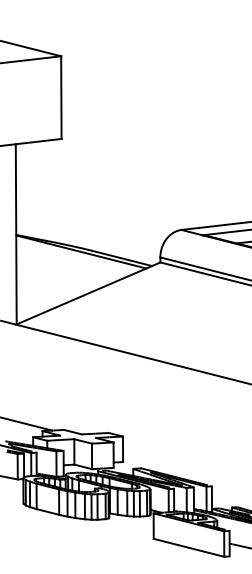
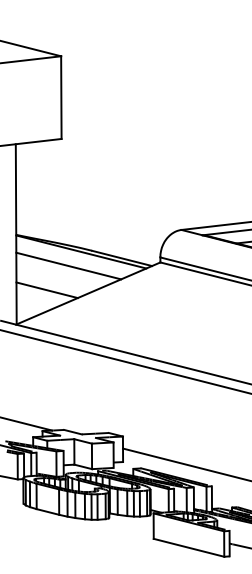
line: none -> present (68, 265)
line: none -> present (46, 290)
line: none -> present (125, 361)
line: none -> present (185, 464)
